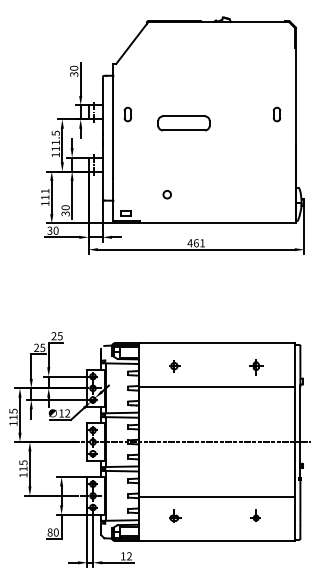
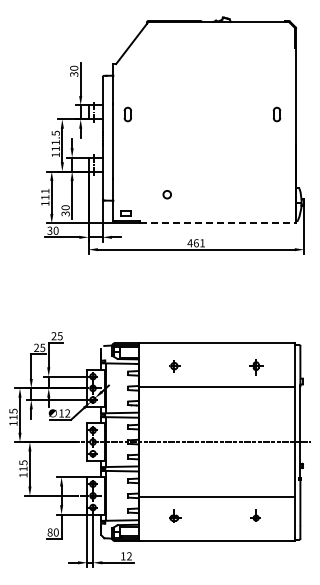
part: present -> none (183, 123)
line: solid -> dashed (218, 223)
